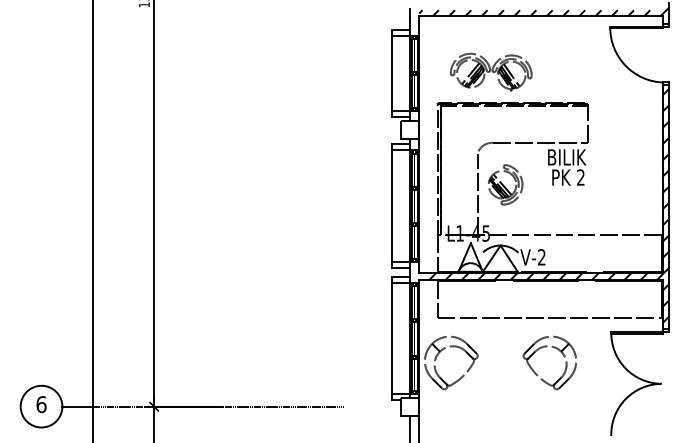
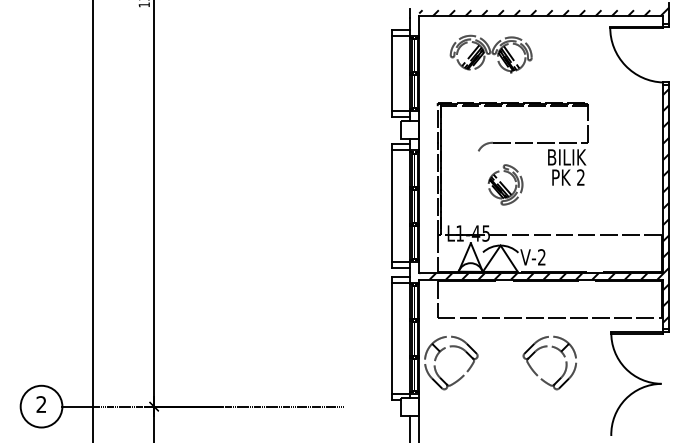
part position: (490, 71) -> (490, 53) (490, 53)
line: present -> none (477, 193)
text: 6 -> 2 (41, 404)
